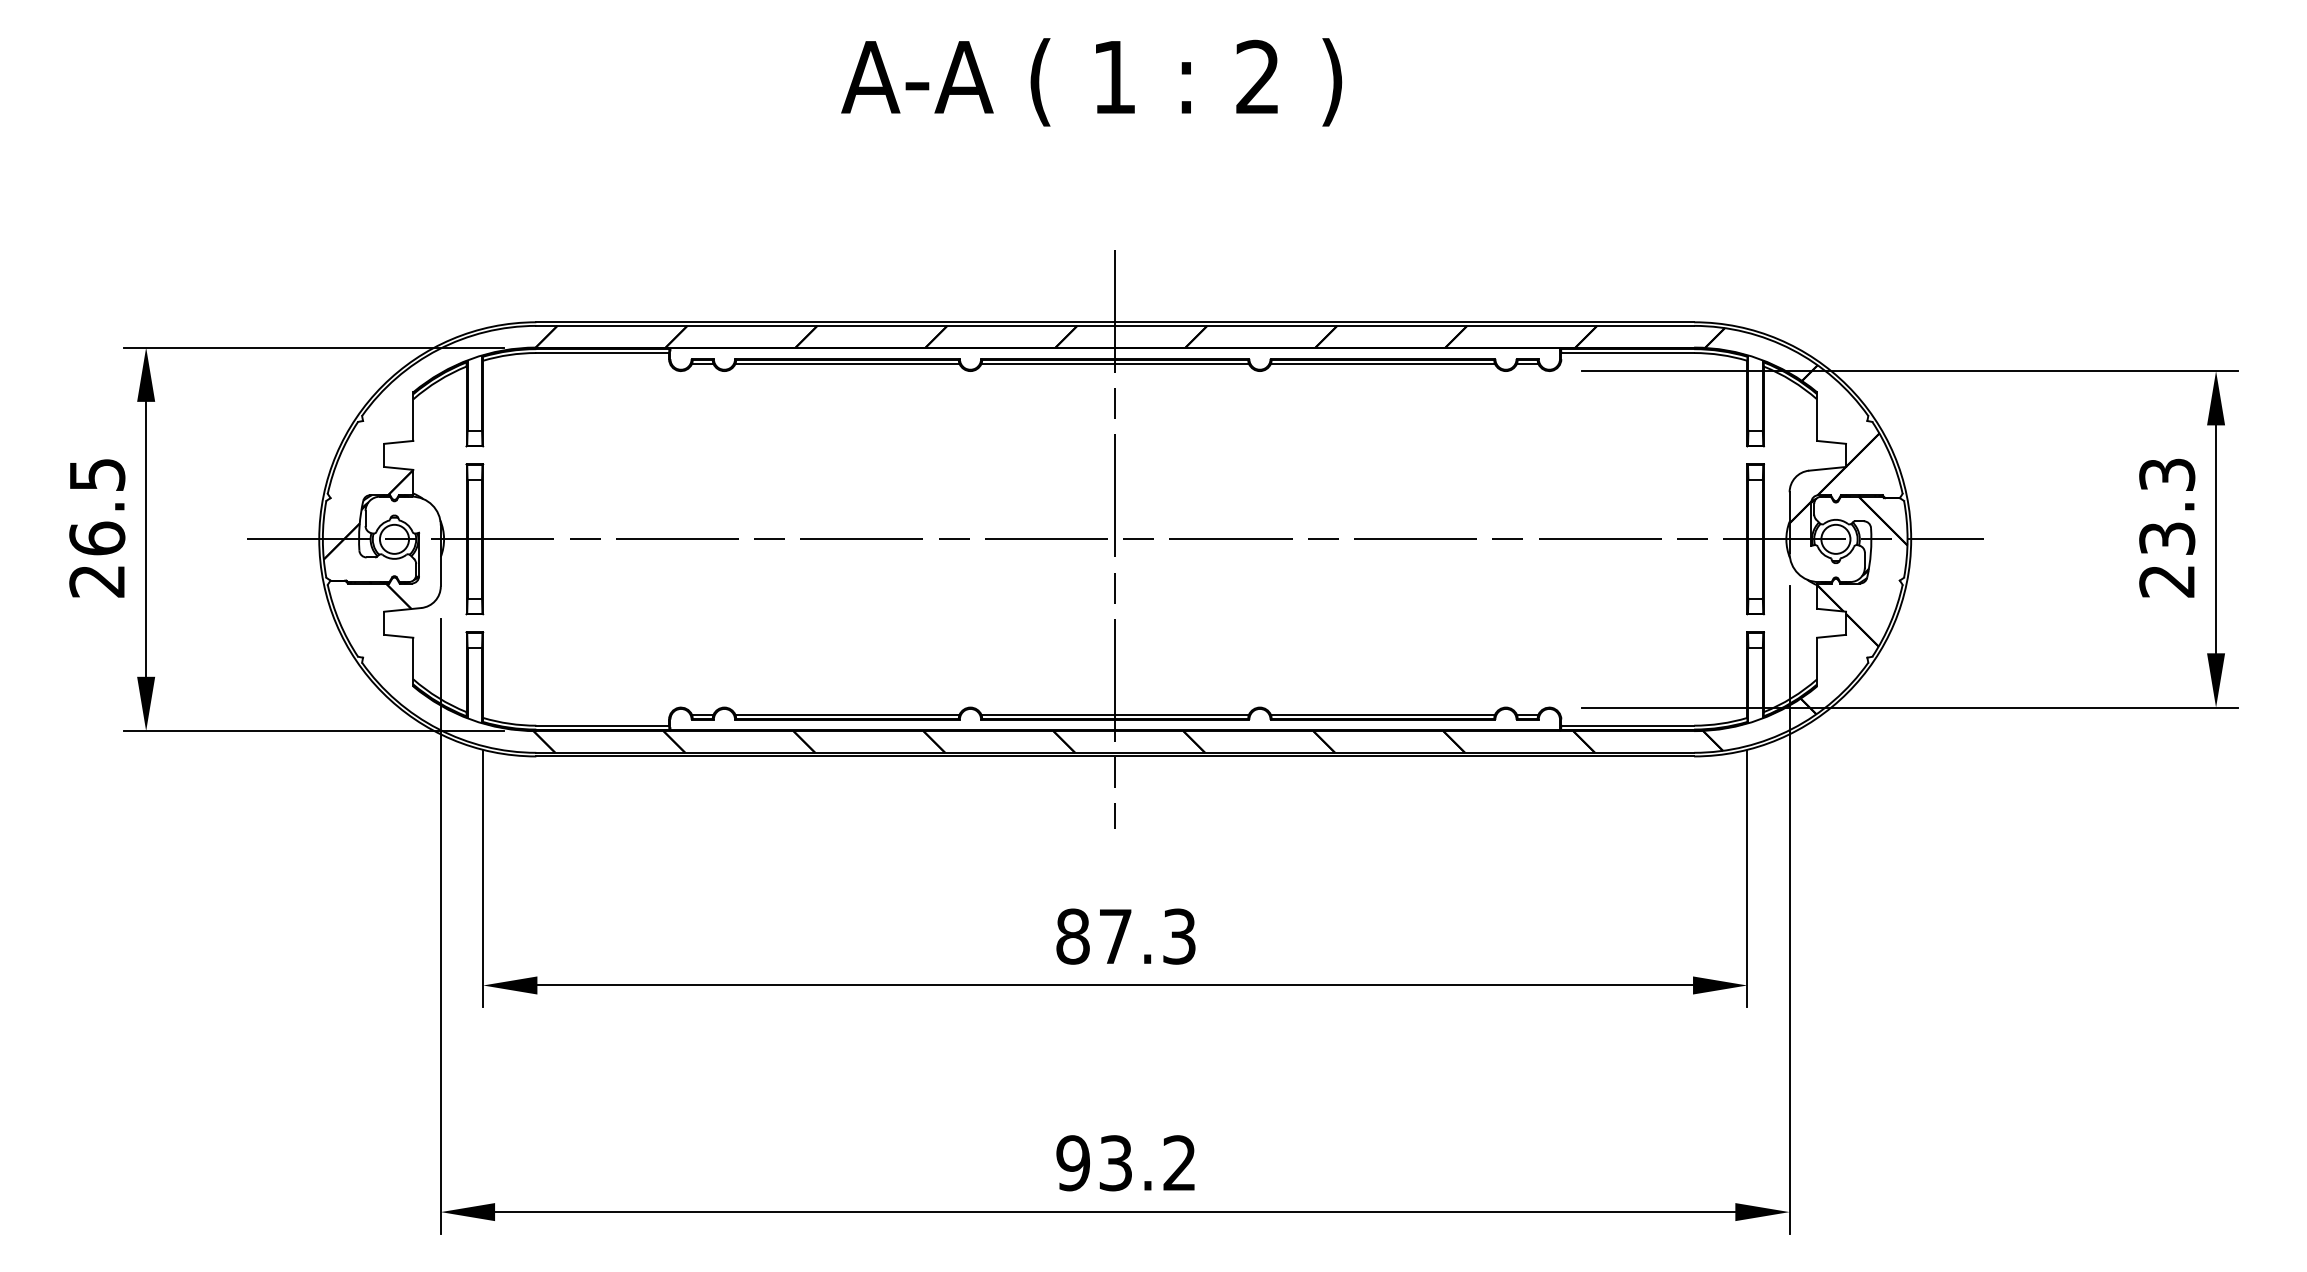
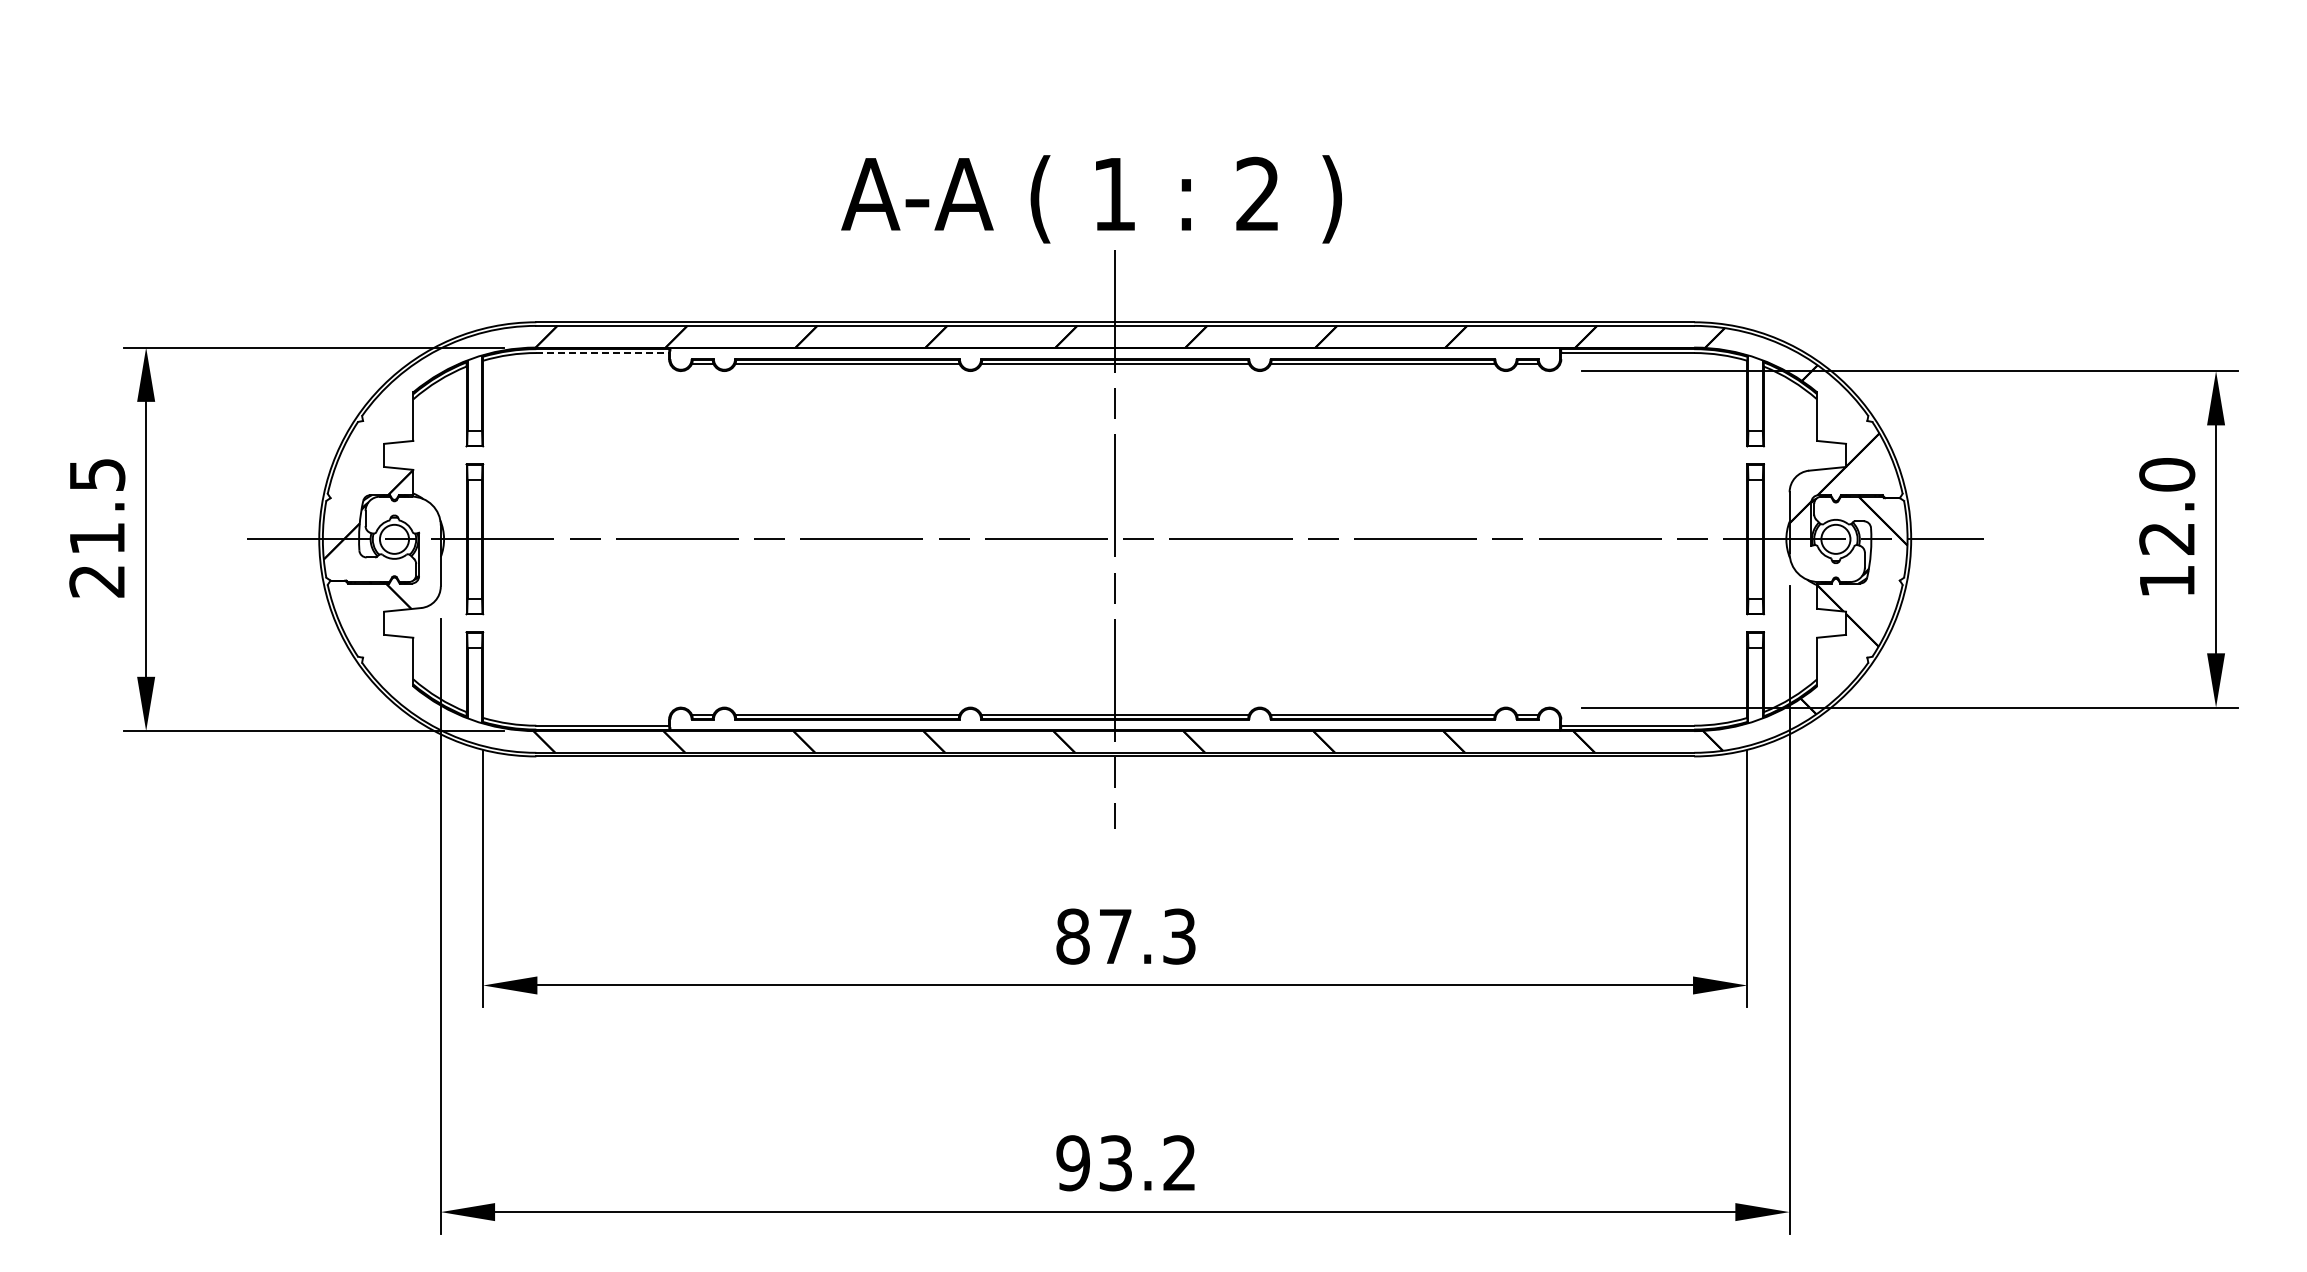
text position: (1091, 82) -> (1091, 199) (1091, 199)
line: solid -> dashed (603, 353)
text: 23.3 -> 12.0 (2167, 527)
text: 26.5 -> 21.5 (97, 538)
